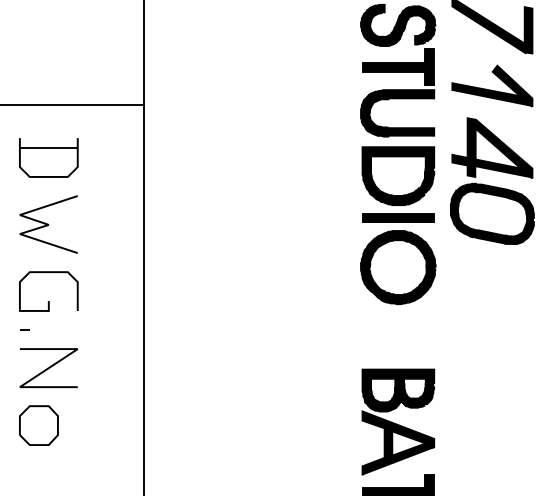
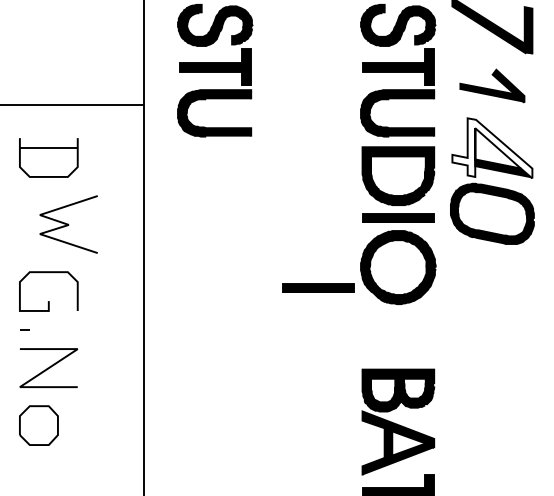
part: none -> present (215, 70)
part size: 83x44 px -> 67x36 px (492, 85)
fill: present -> none (492, 148)
line position: (48, 224) -> (68, 224) (68, 224)
part: none -> present (318, 287)
